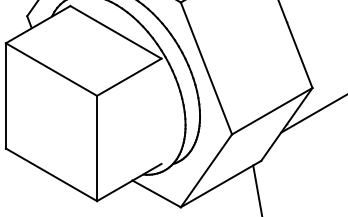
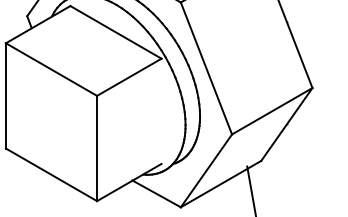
line: present -> none (312, 114)
line position: (257, 189) -> (251, 189) (251, 189)
